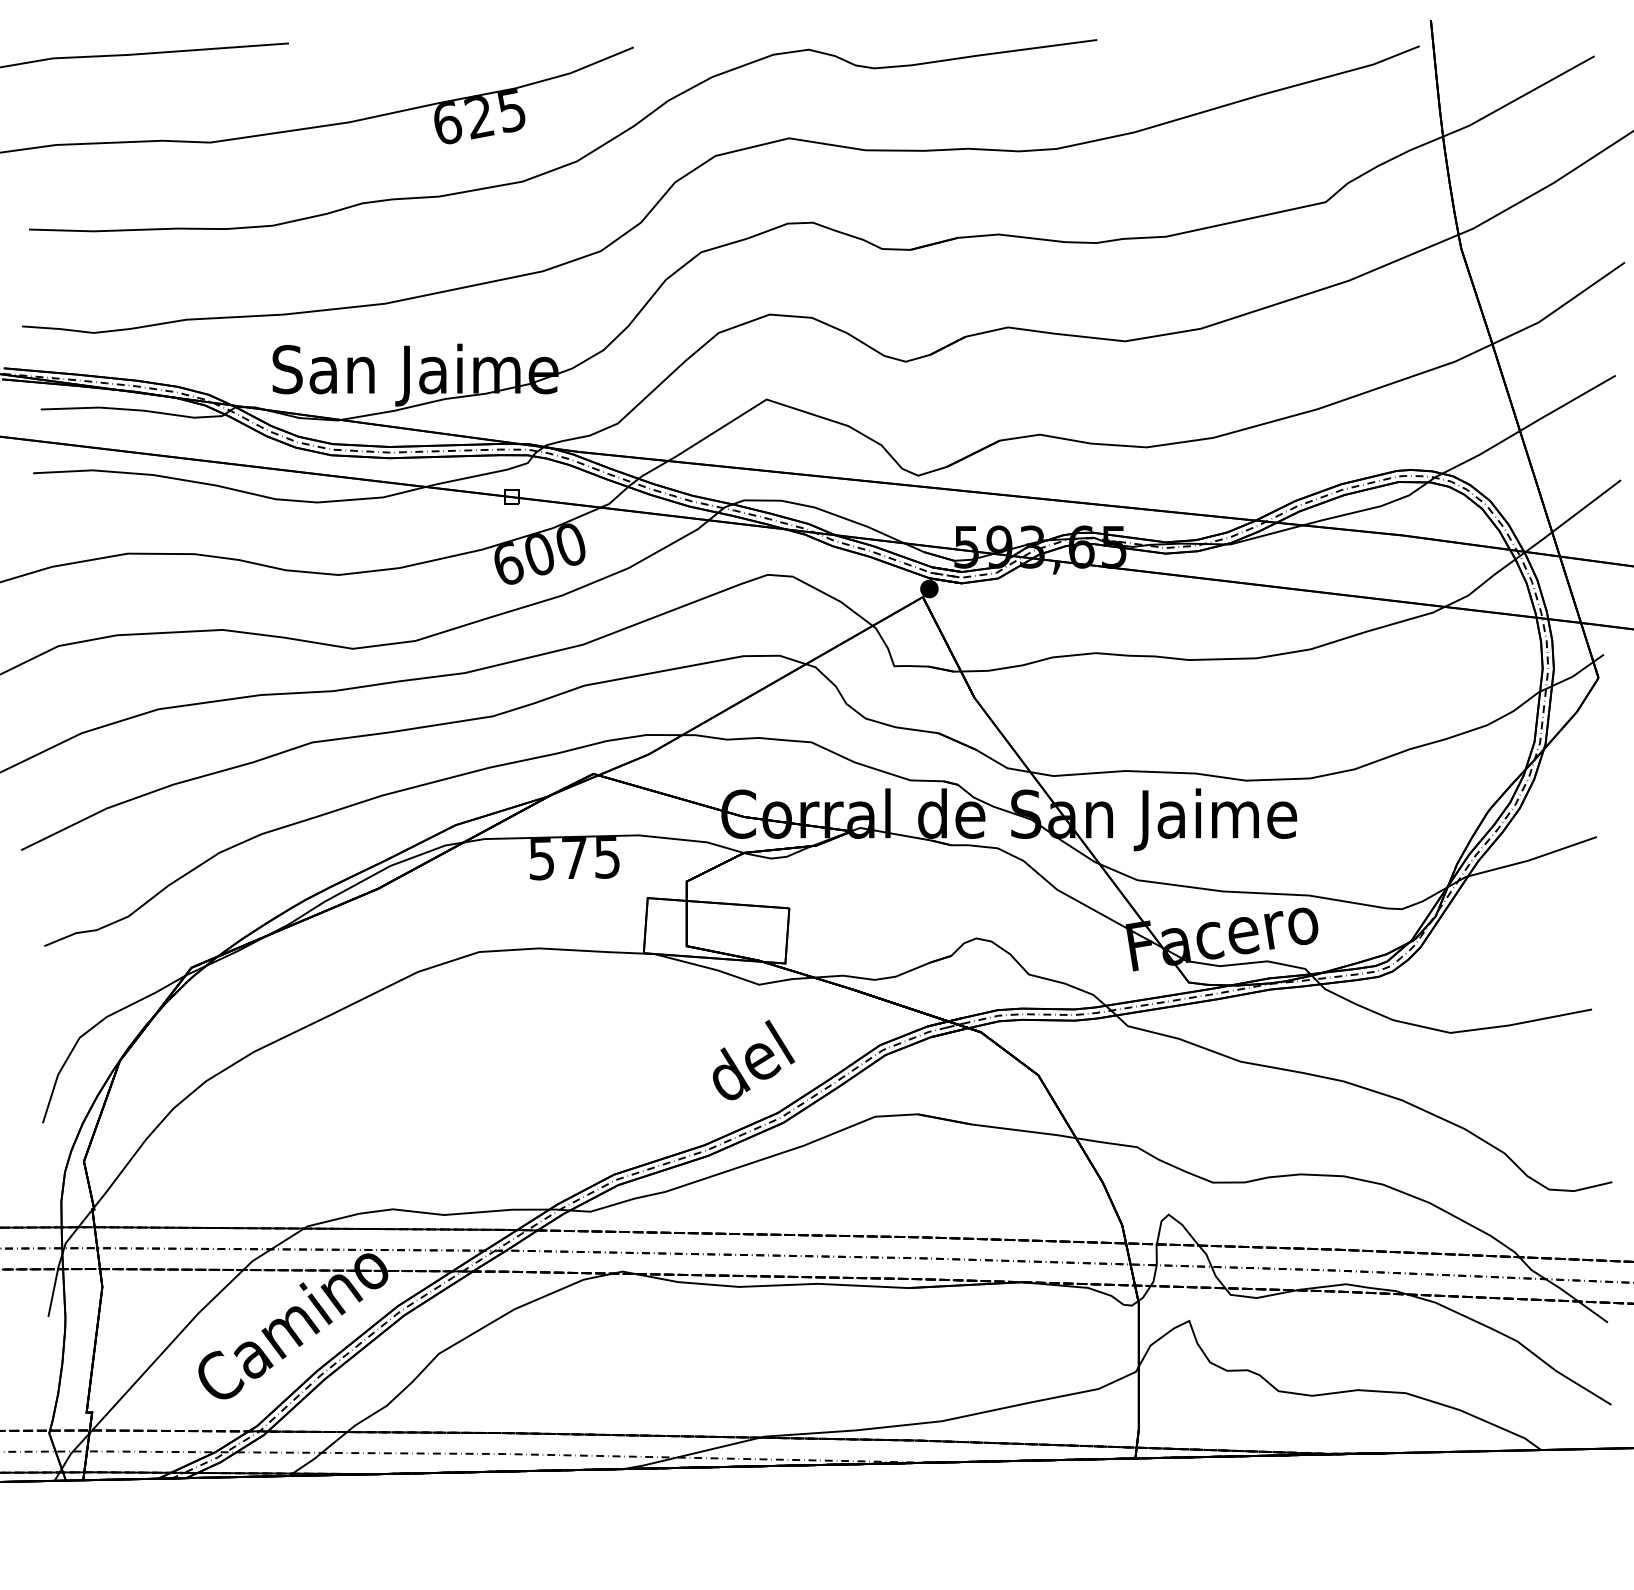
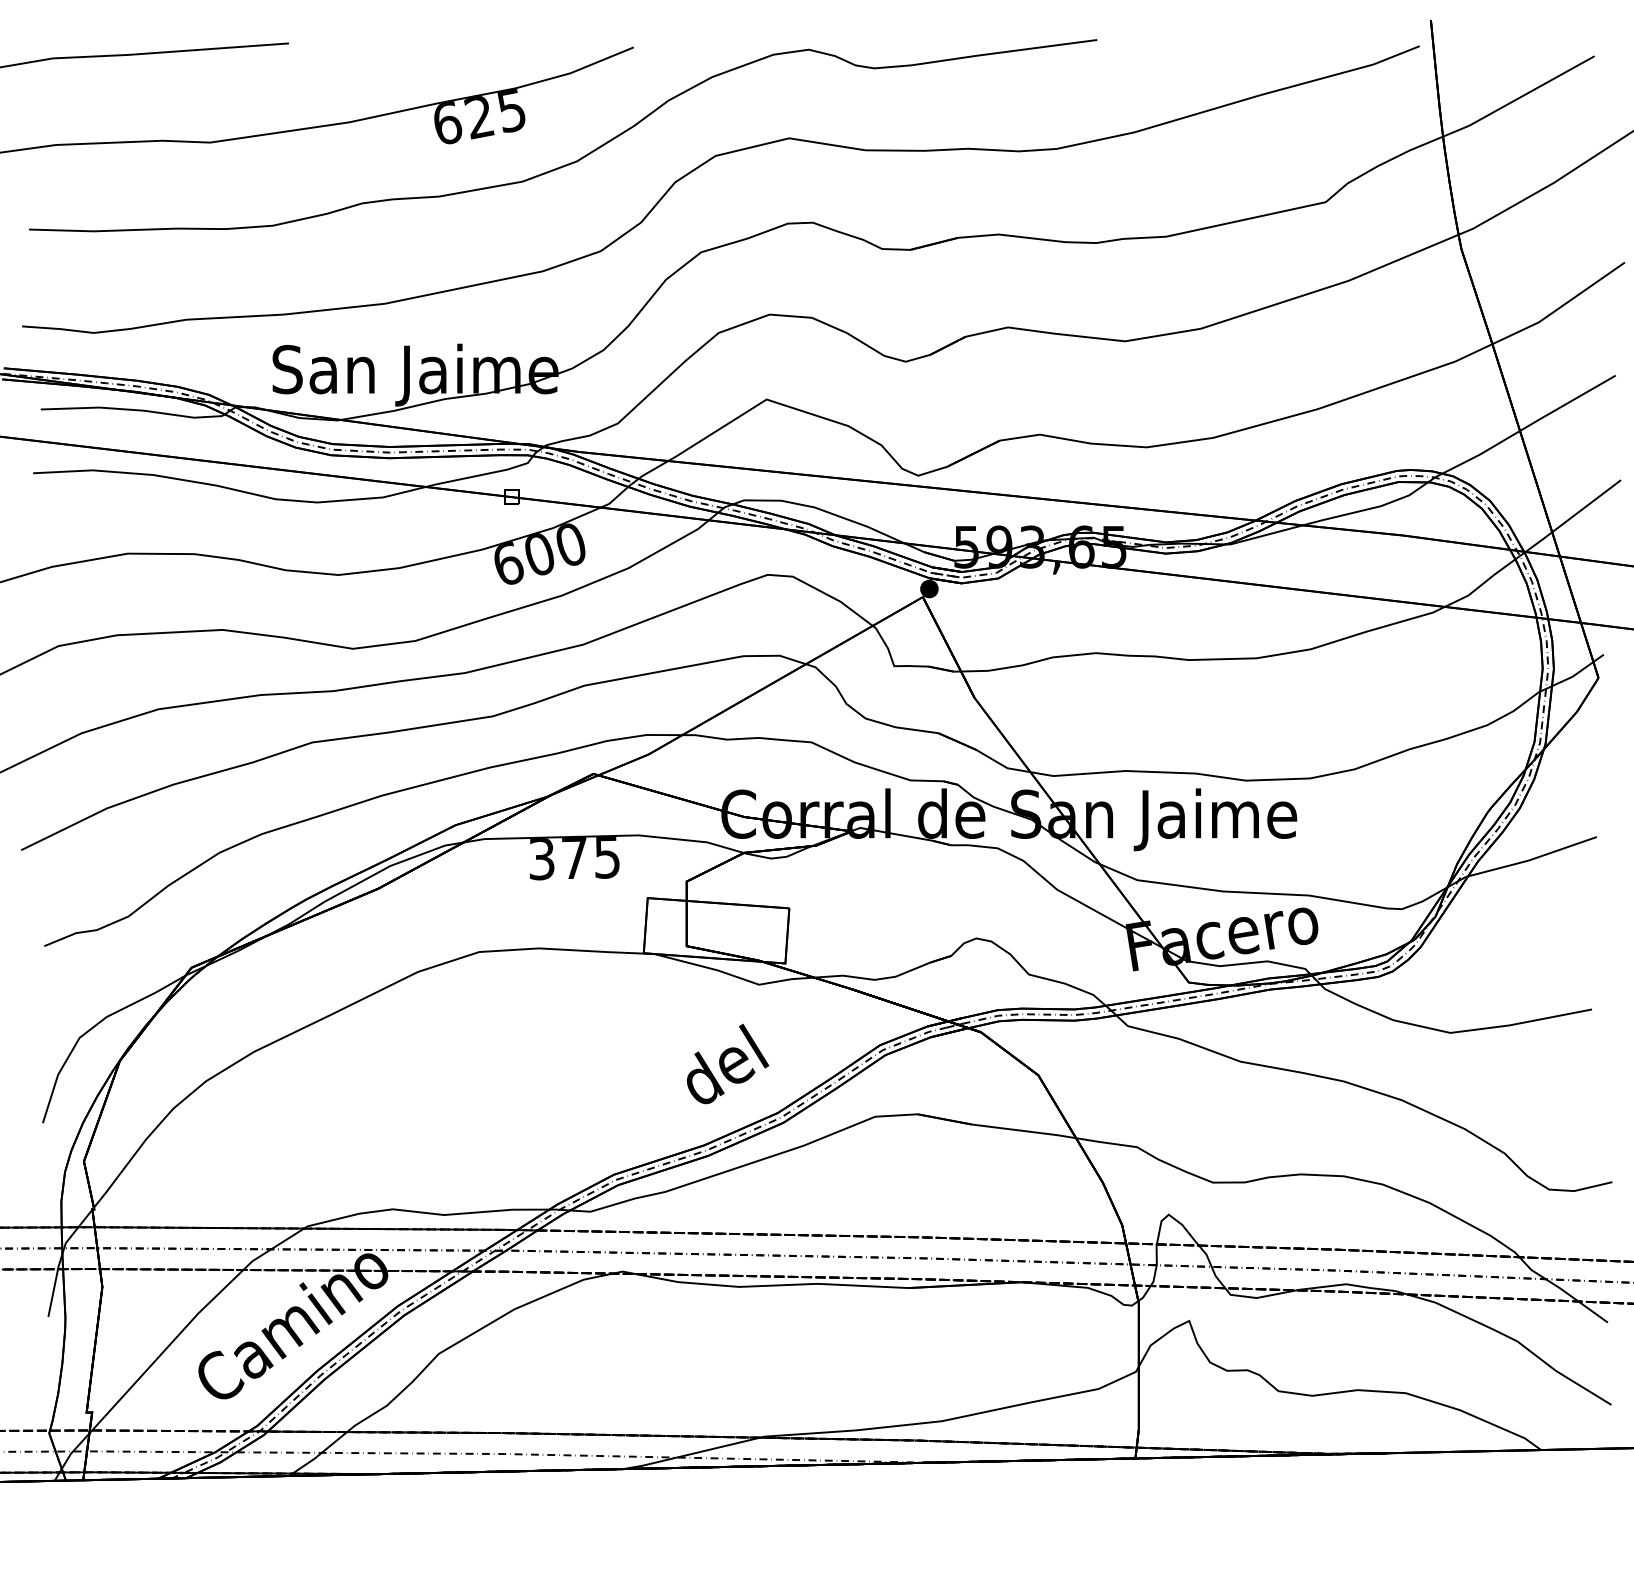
text: 575 -> 375 (542, 858)
text position: (754, 1059) -> (728, 1063) (728, 1063)
